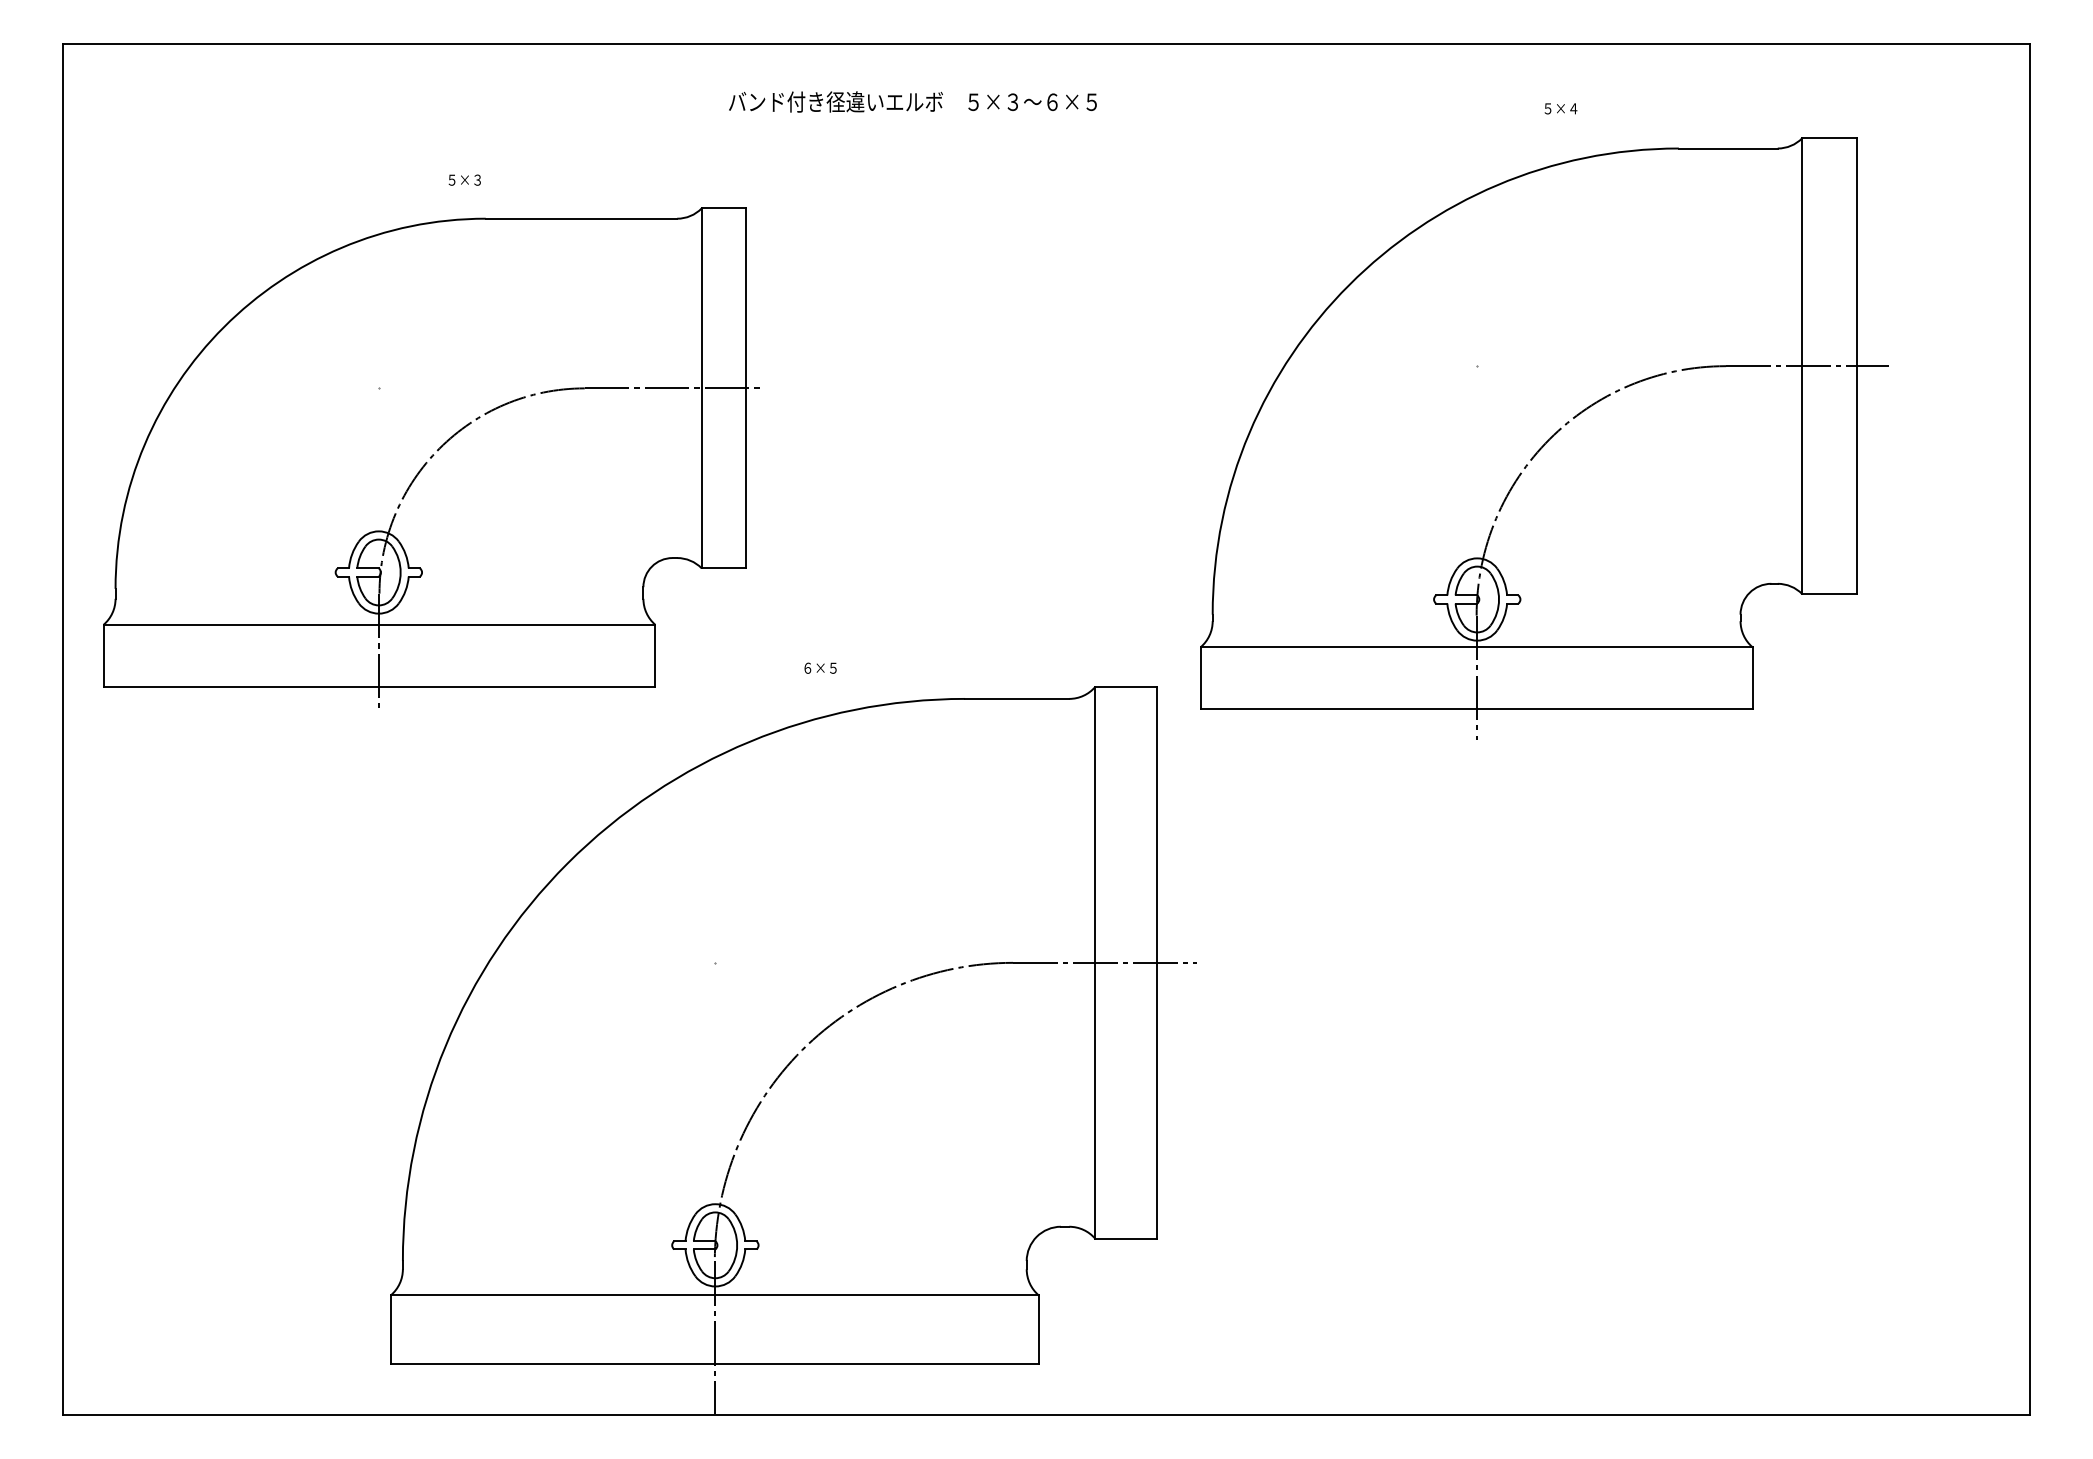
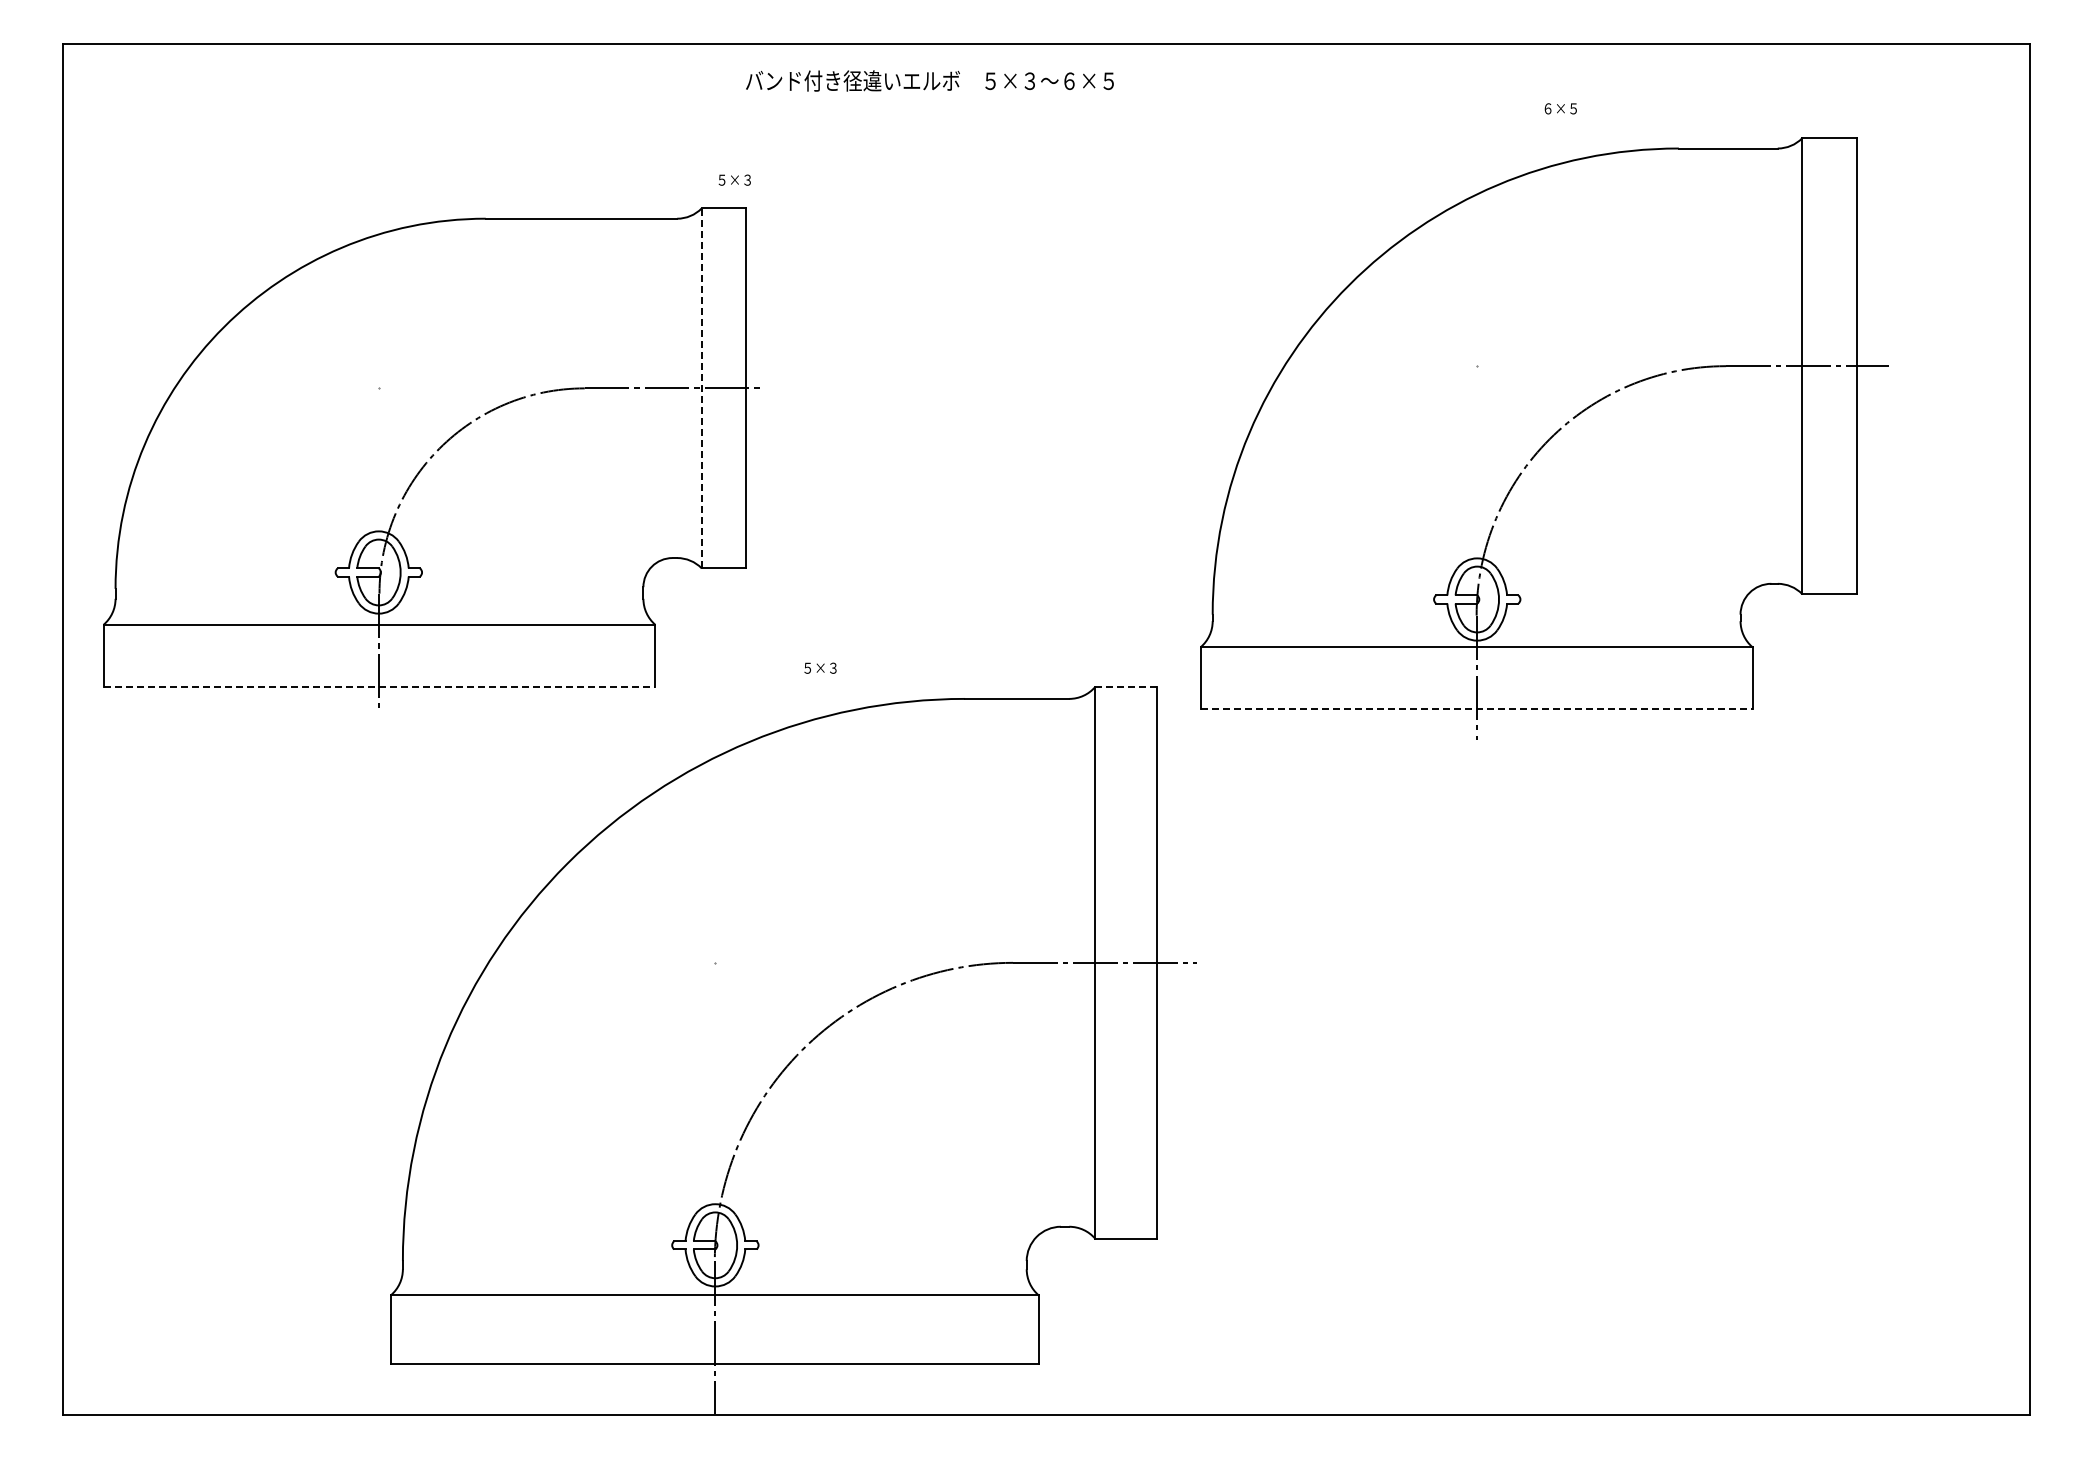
text position: (912, 101) -> (929, 80) (929, 80)
text: ５×４ -> ６×５ (1560, 108)
text position: (464, 179) -> (734, 179) (734, 179)
line: solid -> dashed (701, 388)
text: ６×５ -> ５×３ (820, 667)
line: solid -> dashed (379, 686)
line: solid -> dashed (1126, 686)
line: solid -> dashed (1476, 708)
